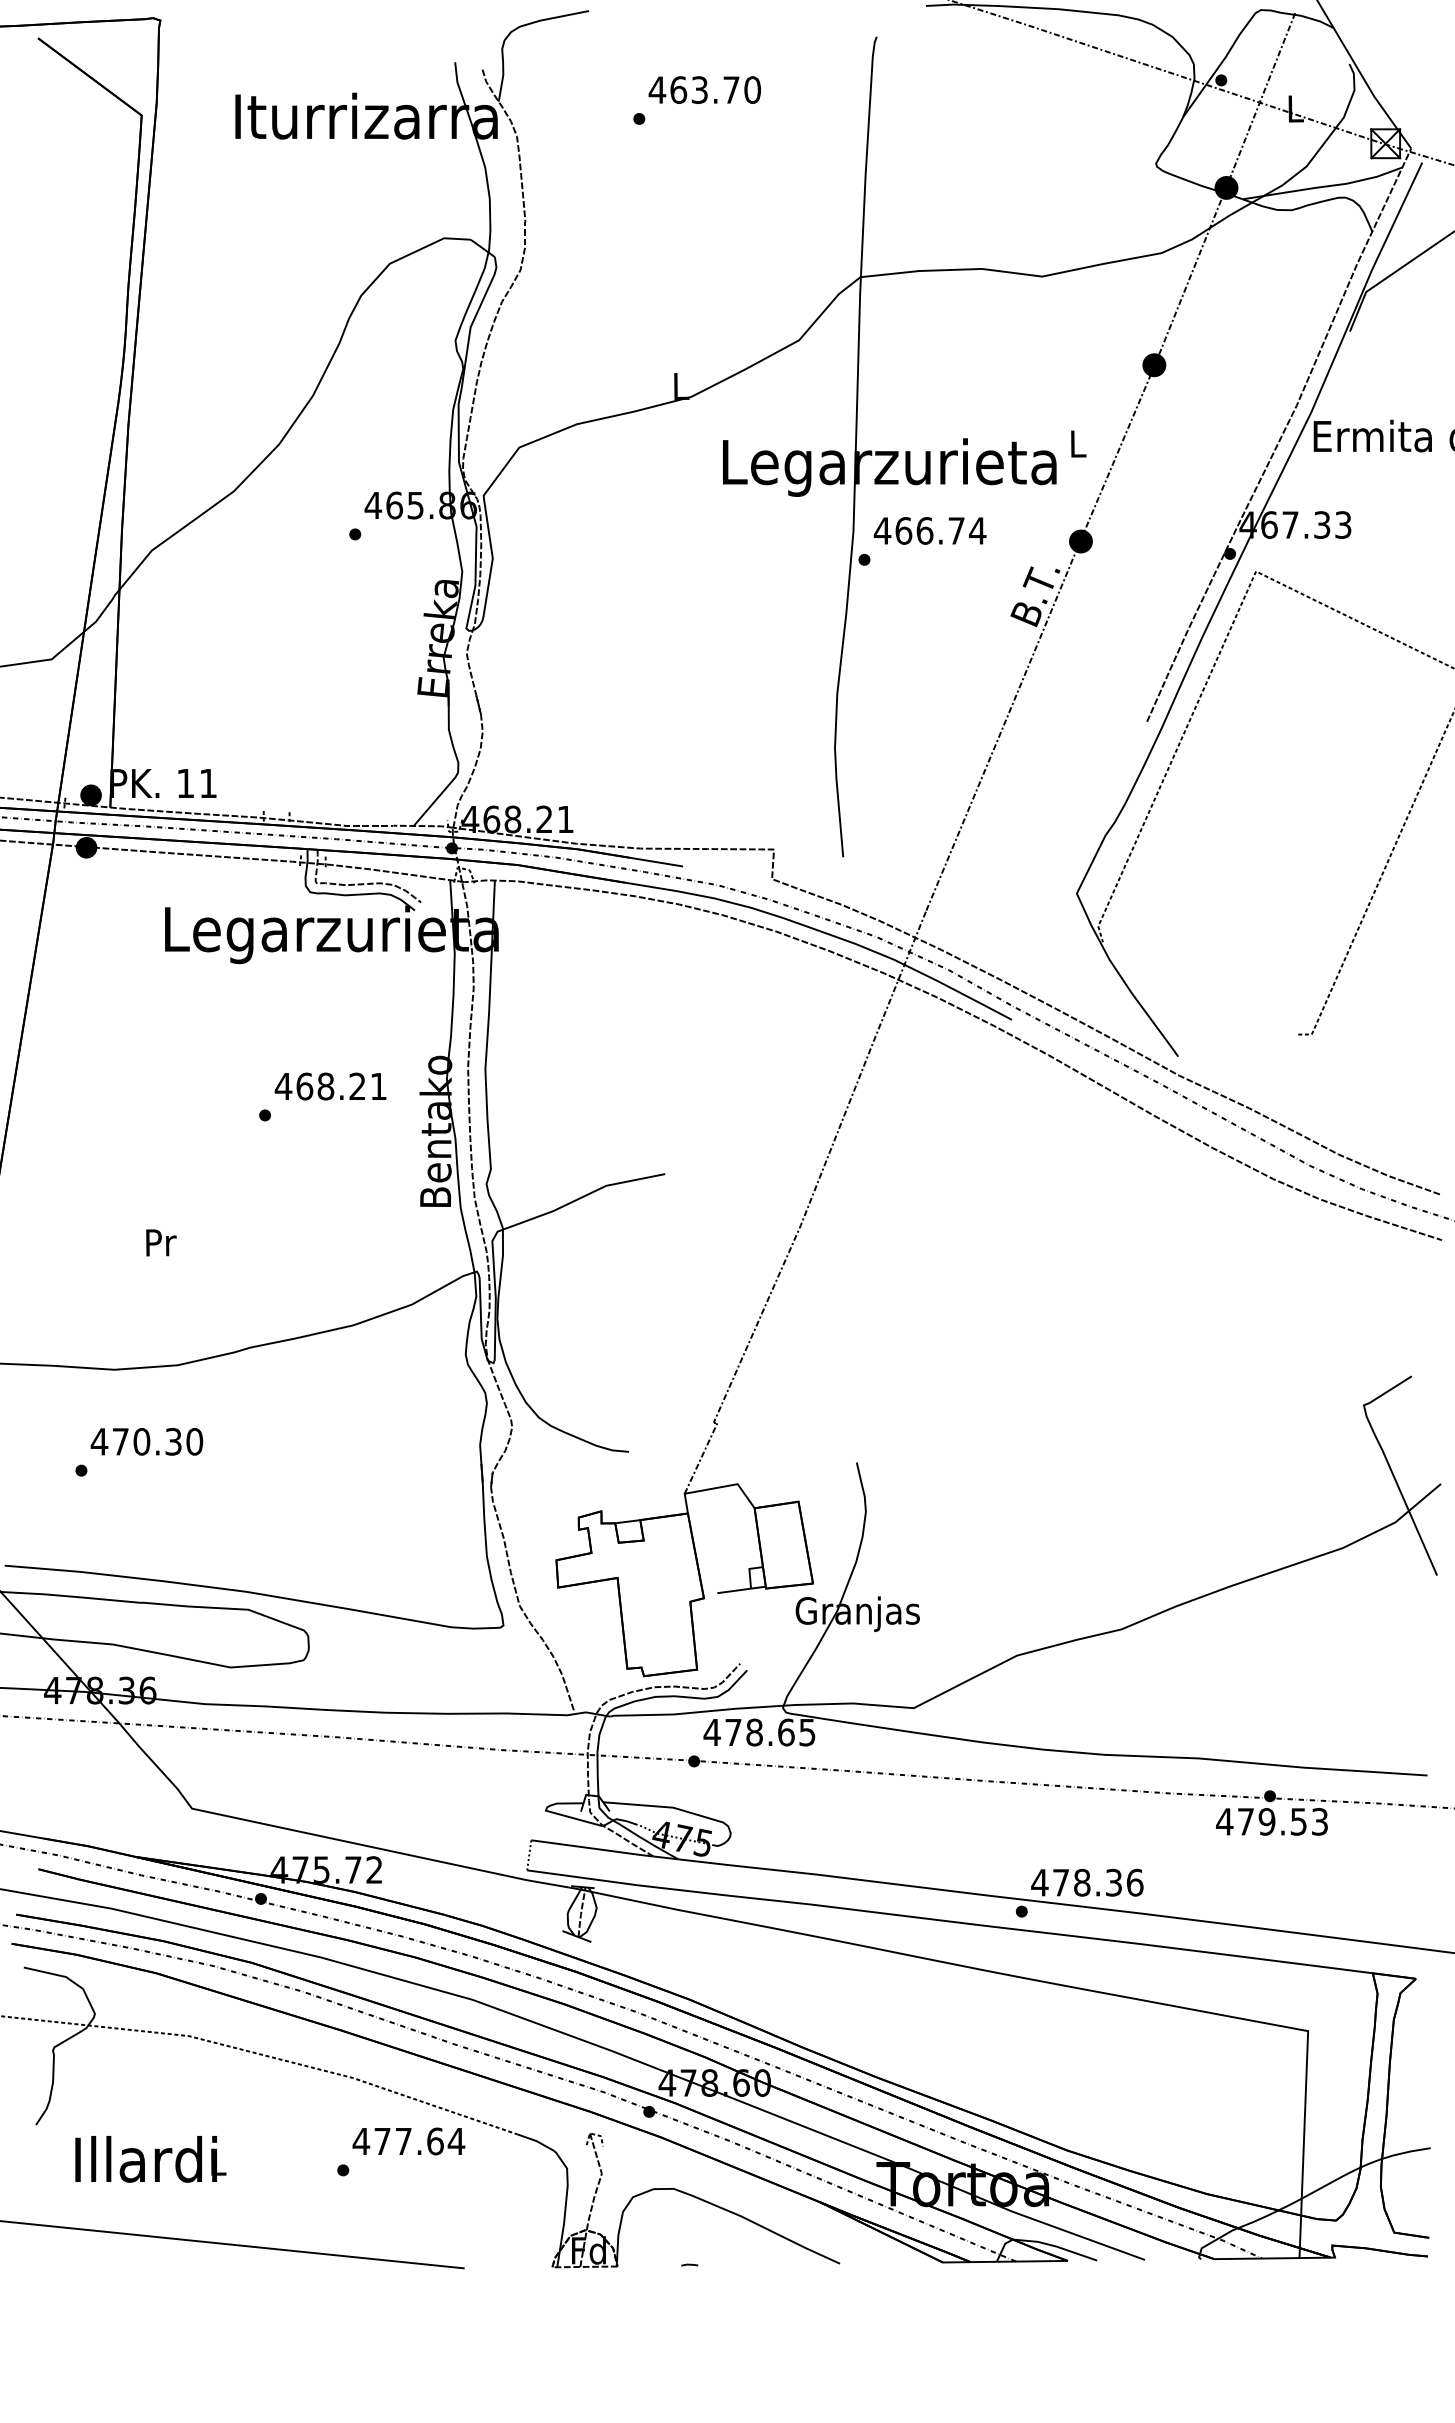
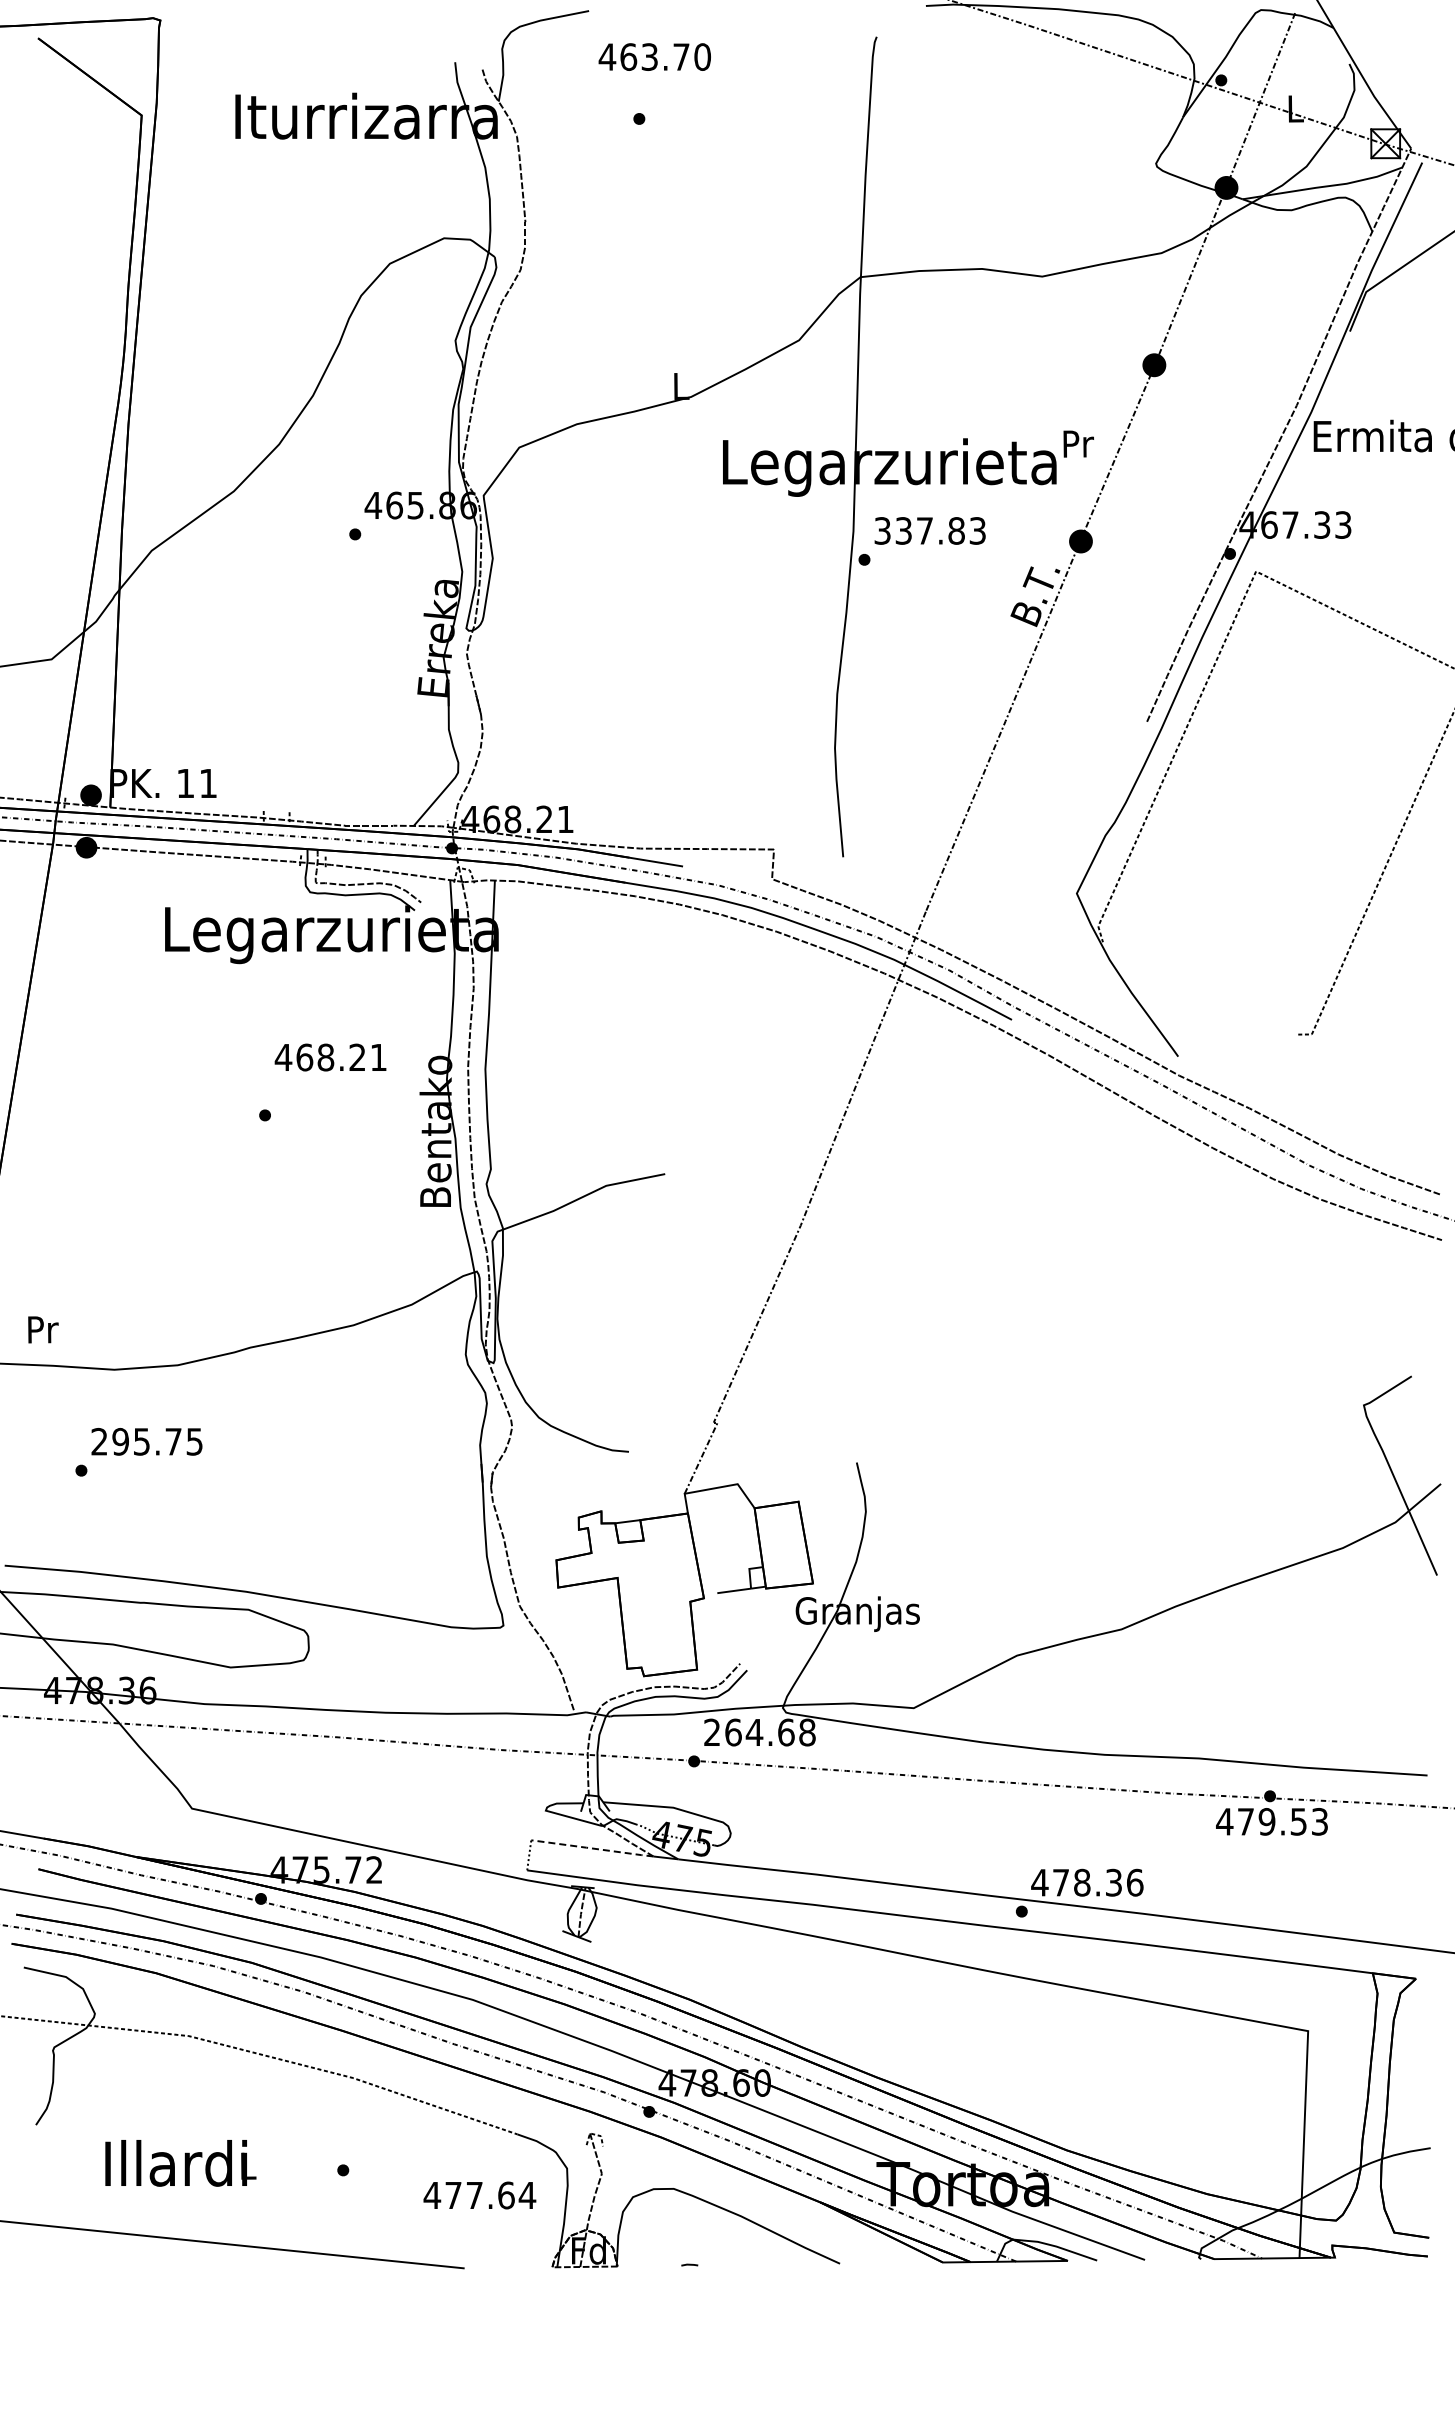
text position: (704, 89) -> (654, 56) (654, 56)
text: L -> Pr (1078, 443)
text: 466.74 -> 337.83 (929, 530)
text position: (330, 1086) -> (330, 1057) (330, 1057)
text position: (161, 1242) -> (43, 1329) (43, 1329)
text: 470.30 -> 295.75 (146, 1441)
text: 478.65 -> 264.68 (759, 1732)
line: solid -> dashed (592, 1848)
text position: (408, 2141) -> (479, 2195) (479, 2195)
text position: (150, 2159) -> (180, 2163) (180, 2163)
